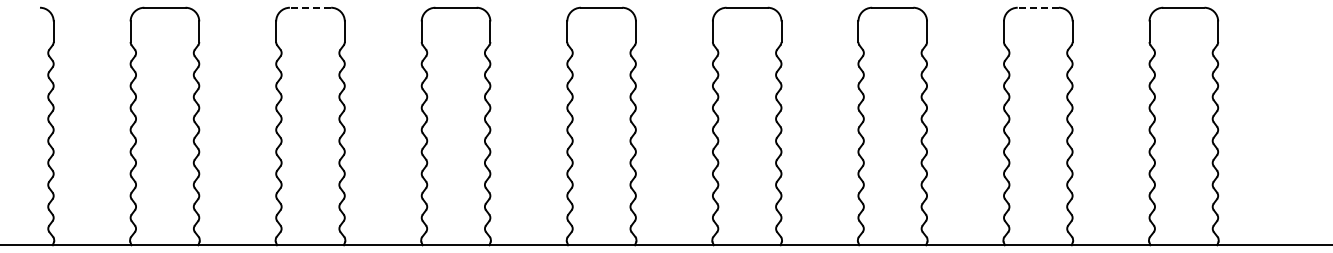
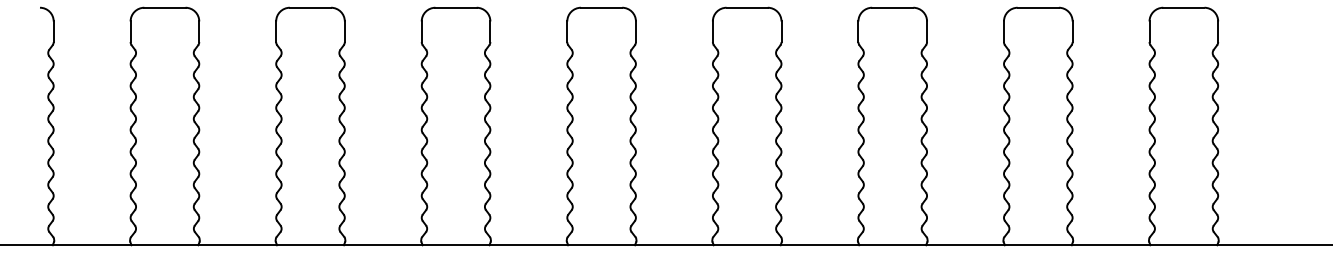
line: dashed -> solid (310, 7)
line: dashed -> solid (1038, 7)
